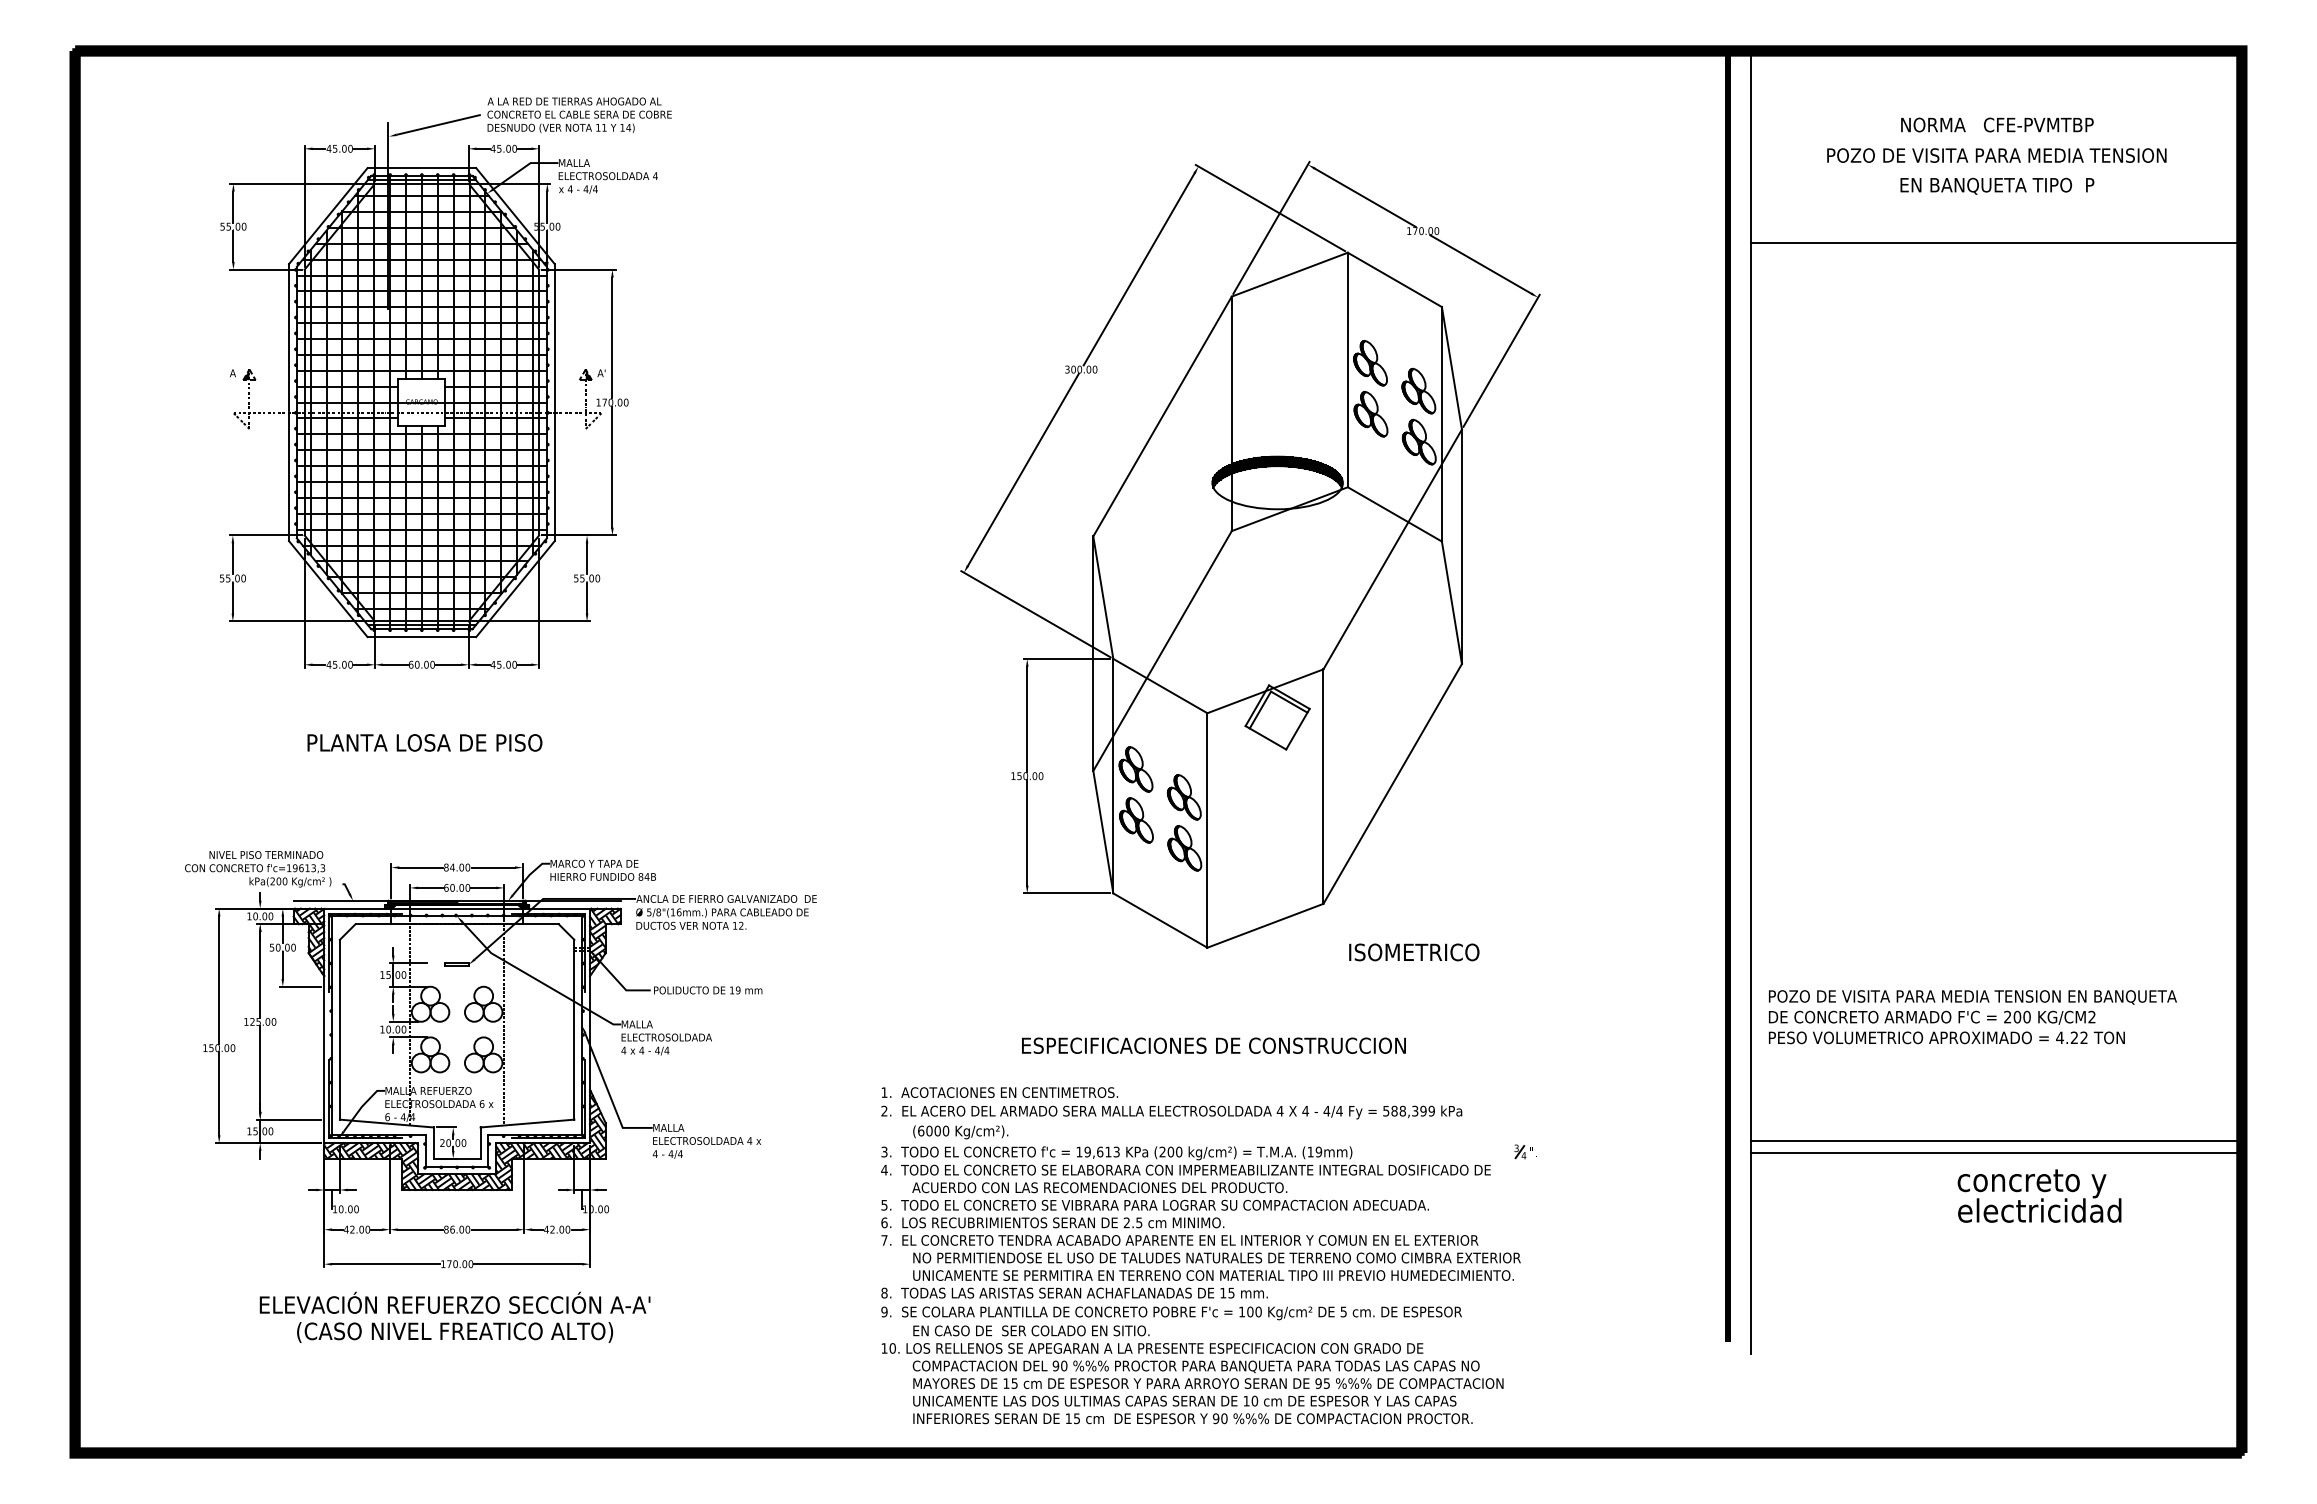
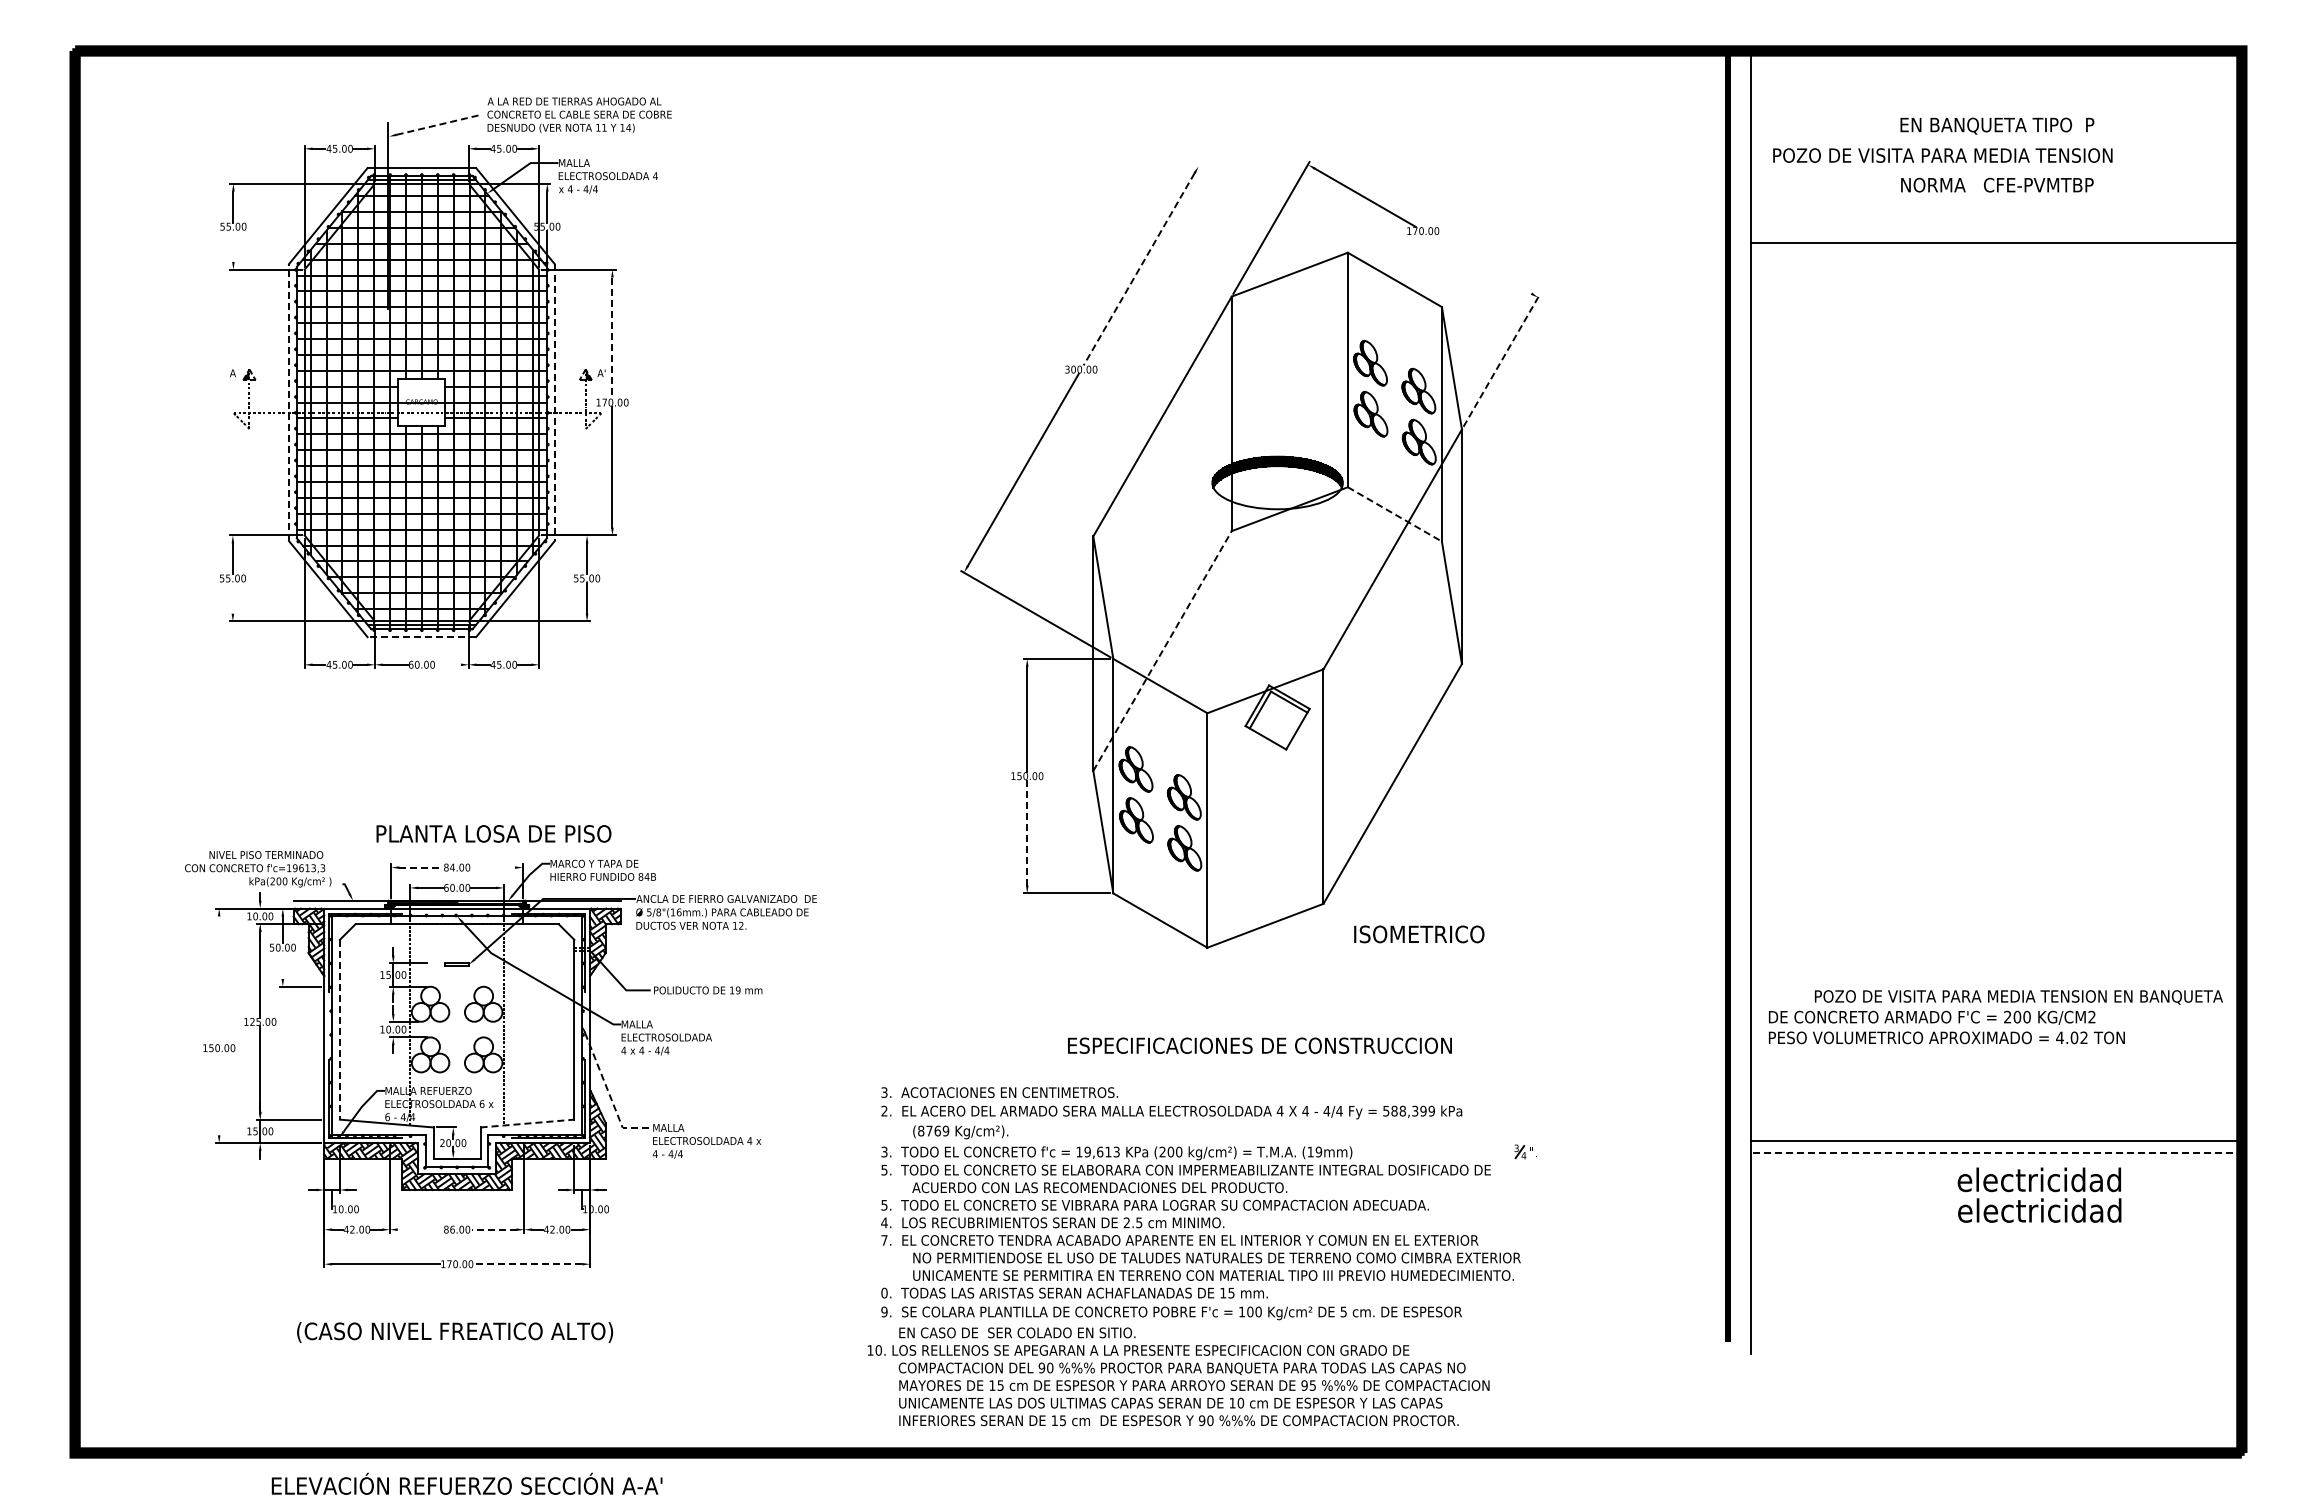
line: solid -> dashed (439, 124)
text: NORMA   CFE-PVMTBP -> EN BANQUETA TIPO  P (1997, 125)
text position: (1996, 155) -> (1942, 155) (1942, 155)
text: EN BANQUETA TIPO  P -> NORMA   CFE-PVMTBP (1997, 185)
line: present -> none (1270, 207)
line: present -> none (233, 245)
line: present -> none (1480, 264)
line: solid -> dashed (1139, 269)
line: solid -> dashed (612, 338)
line: solid -> dashed (1501, 360)
line: solid -> dashed (289, 402)
line: solid -> dashed (554, 403)
line: solid -> dashed (1395, 514)
line: present -> none (232, 597)
line: solid -> dashed (421, 637)
line: solid -> dashed (1162, 650)
line: present -> none (448, 664)
text position: (424, 742) -> (493, 833) (493, 833)
line: solid -> dashed (1027, 832)
line: solid -> dashed (421, 867)
line: present -> none (492, 867)
text position: (1414, 952) -> (1419, 934) (1419, 934)
line: present -> none (282, 964)
line: present -> none (219, 979)
text position: (1972, 997) -> (2018, 997) (2018, 997)
line: solid -> dashed (339, 1029)
text: 4.22 -> 4.02 (2074, 1037)
text position: (1213, 1045) -> (1259, 1045) (1259, 1045)
text: 1. -> 3. (884, 1092)
line: present -> none (219, 1093)
line: solid -> dashed (609, 1094)
line: solid -> dashed (528, 1123)
text: (6000 -> (8769 (933, 1130)
line: solid -> dashed (1997, 1152)
text: 4. -> 5. (884, 1169)
text: concreto y -> electricidad (2040, 1182)
text: 6. -> 4. (884, 1222)
line: present -> none (419, 1229)
line: solid -> dashed (494, 1229)
line: solid -> dashed (527, 1264)
text: 8. -> 0. (884, 1293)
text position: (454, 1302) -> (466, 1483) (466, 1483)
text position: (1192, 1374) -> (1178, 1376) (1178, 1376)
